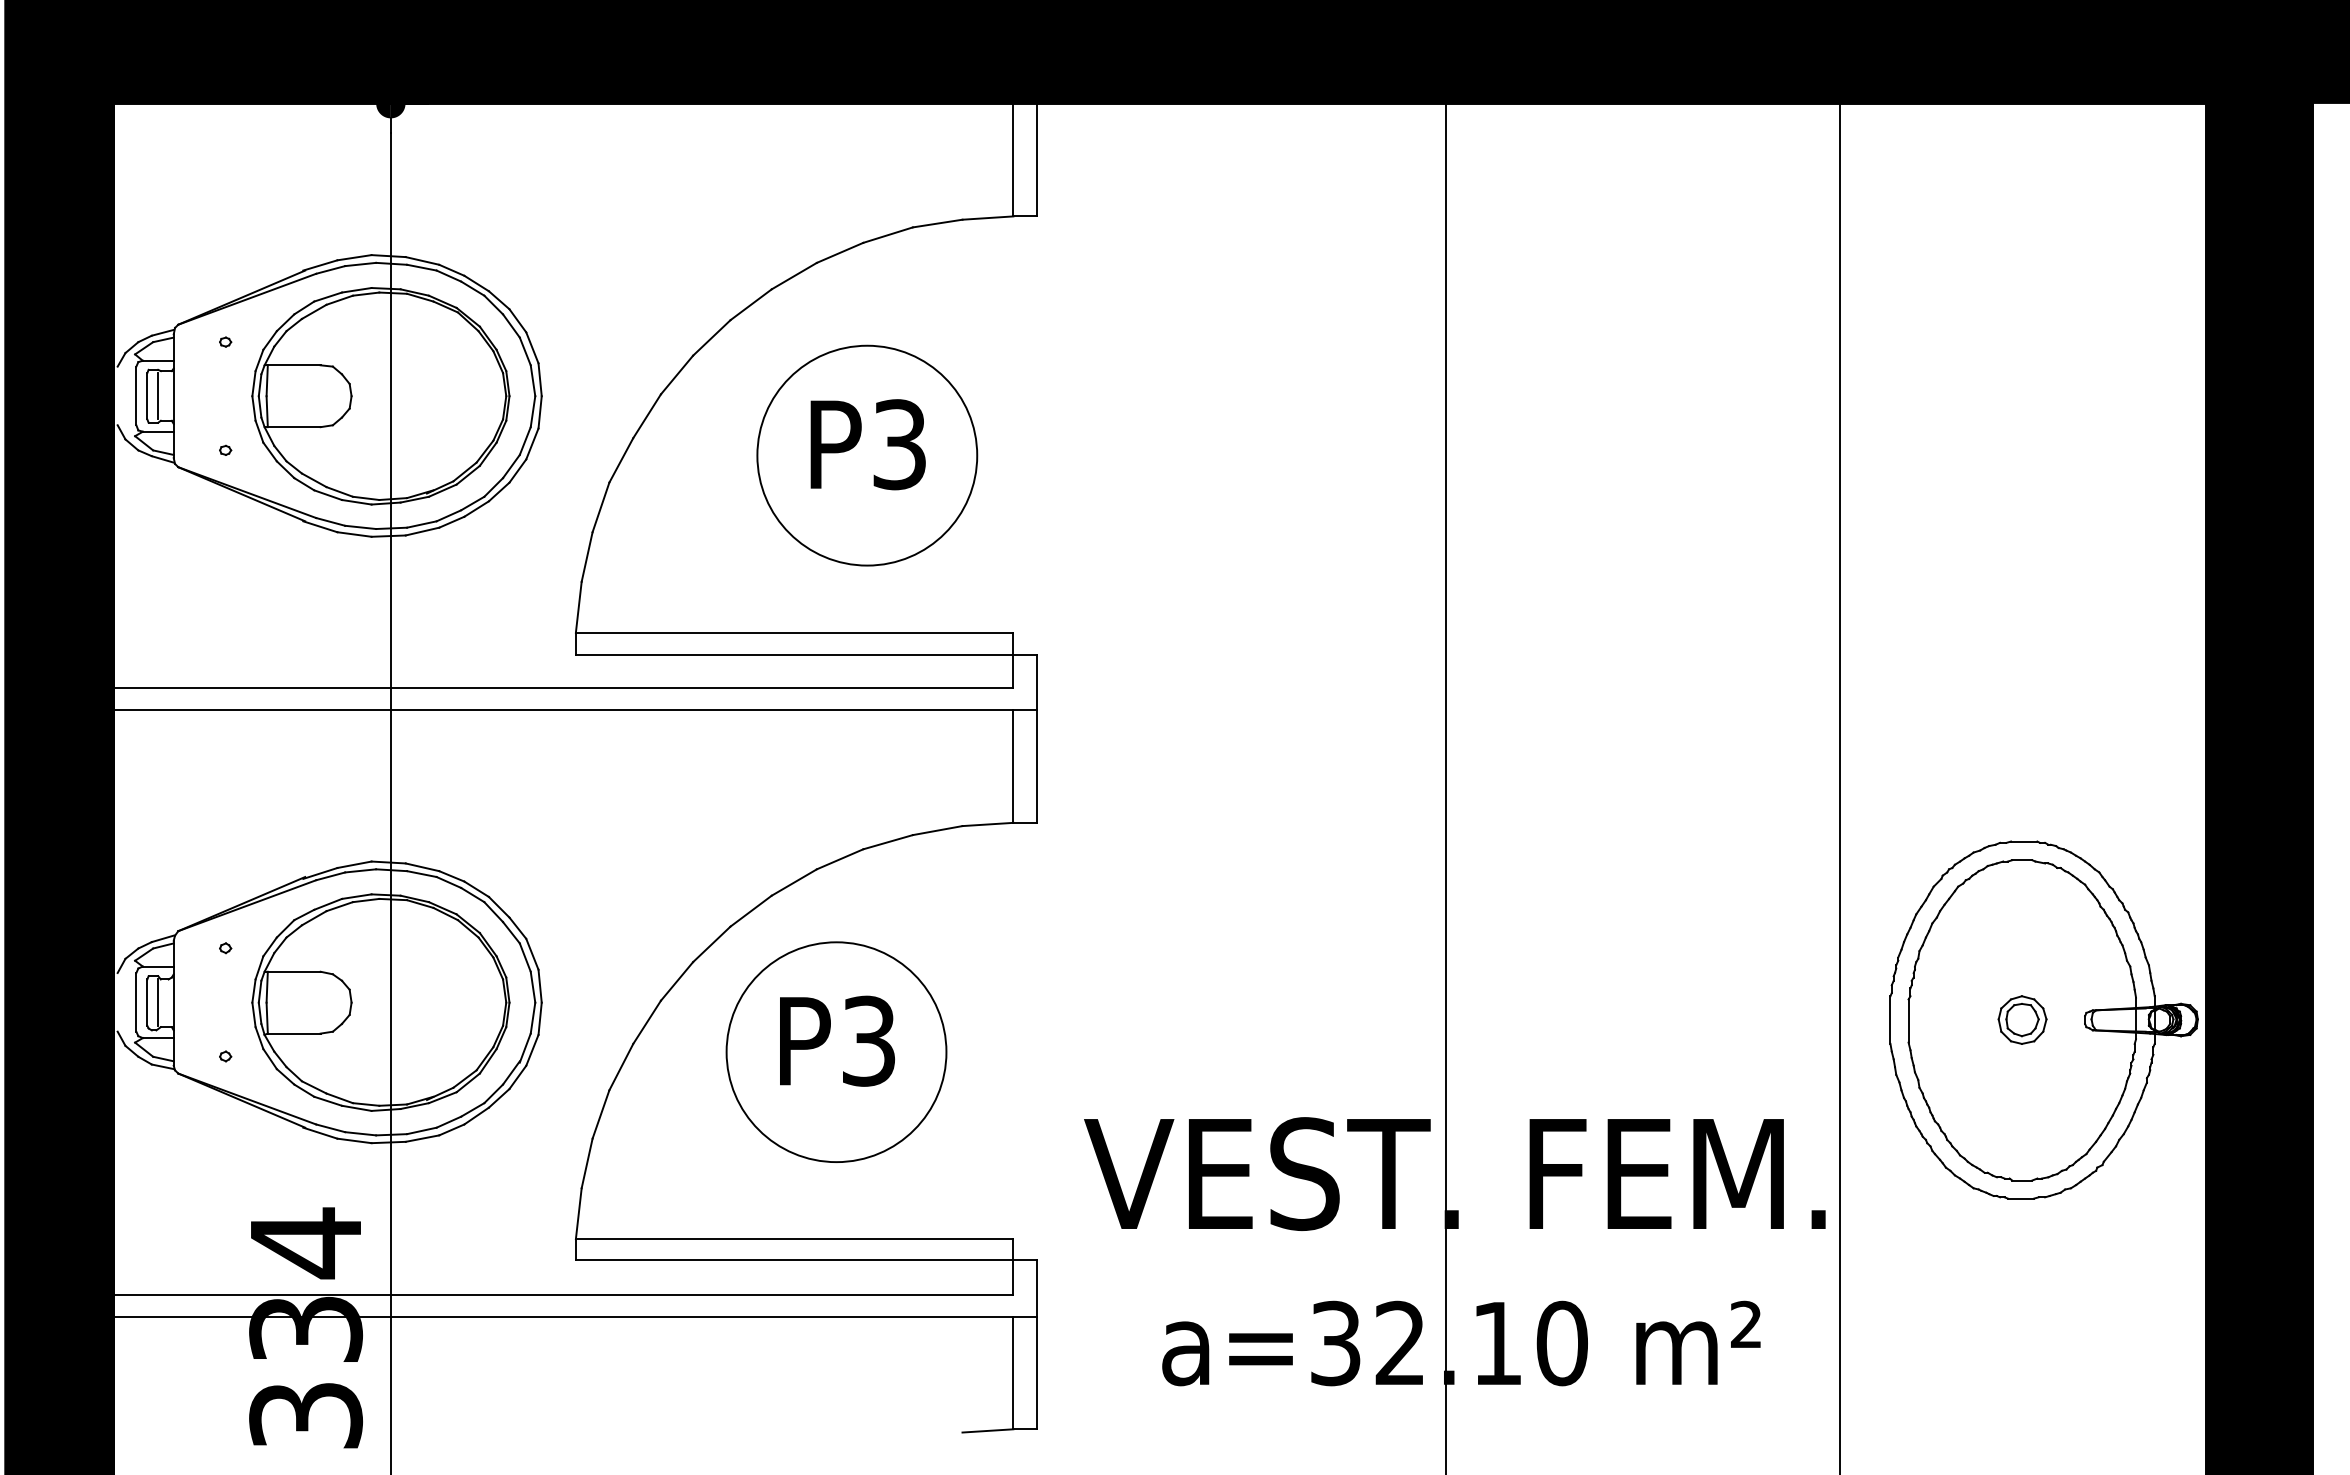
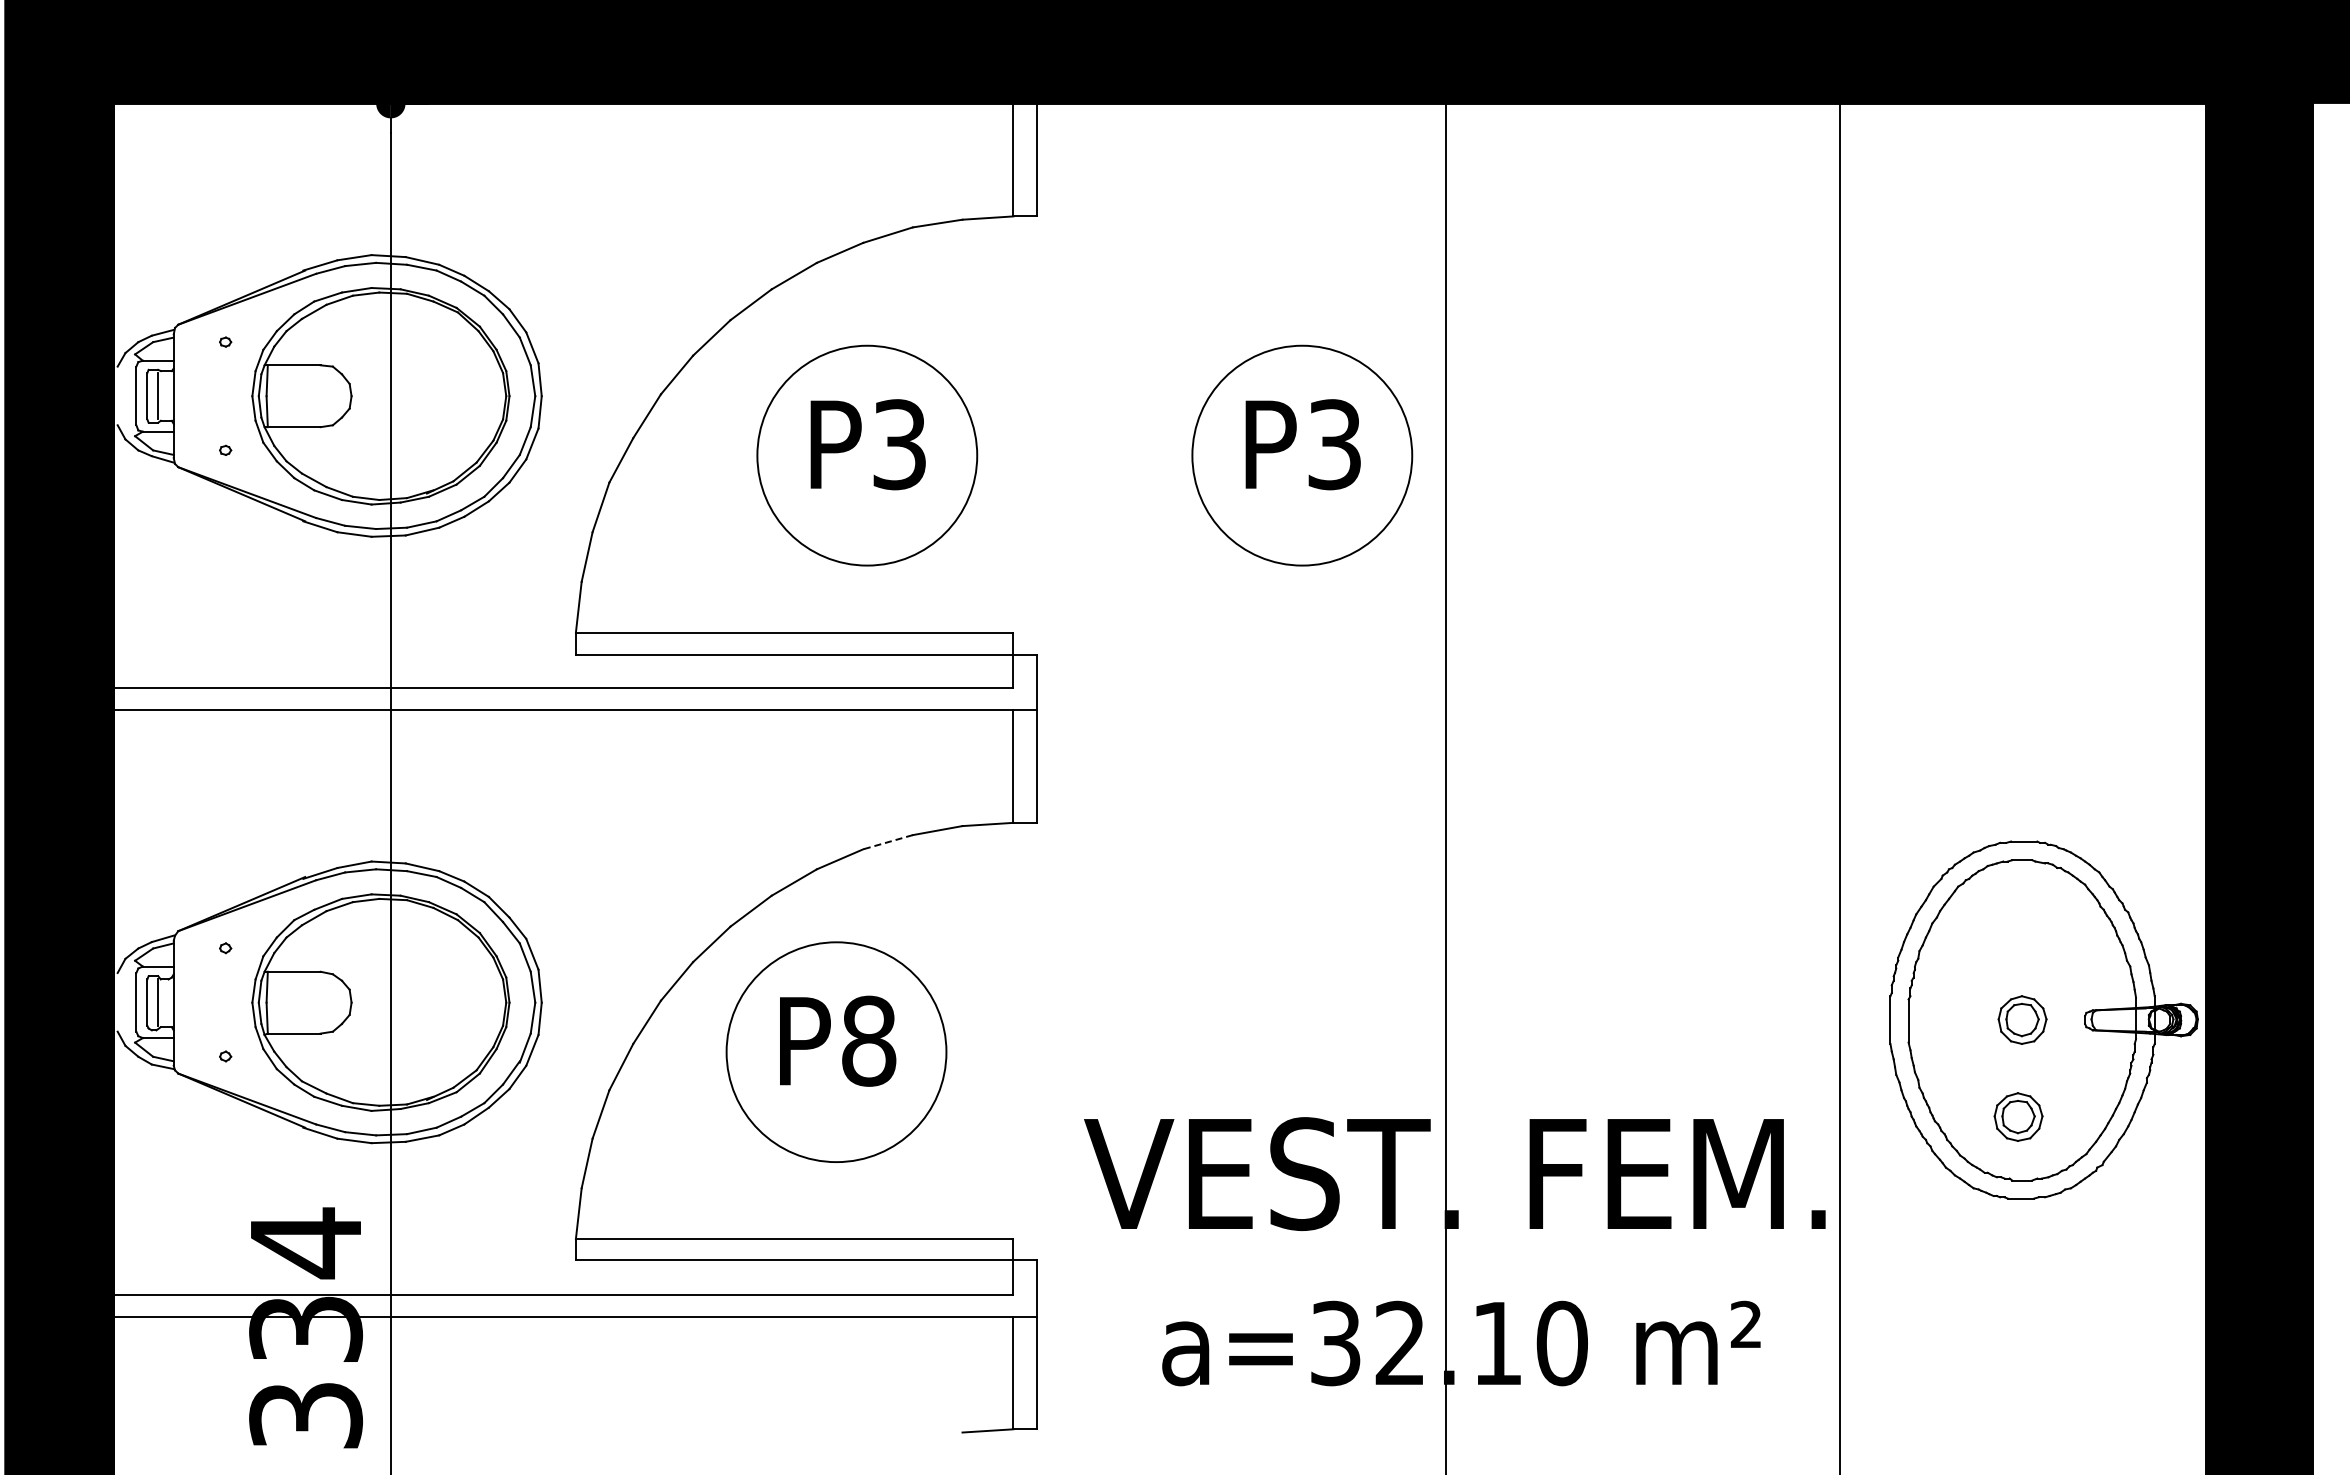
part: none -> present (1302, 455)
line: solid -> dashed (888, 842)
text: P3 -> P8 (869, 1040)
part: none -> present (2018, 1116)
